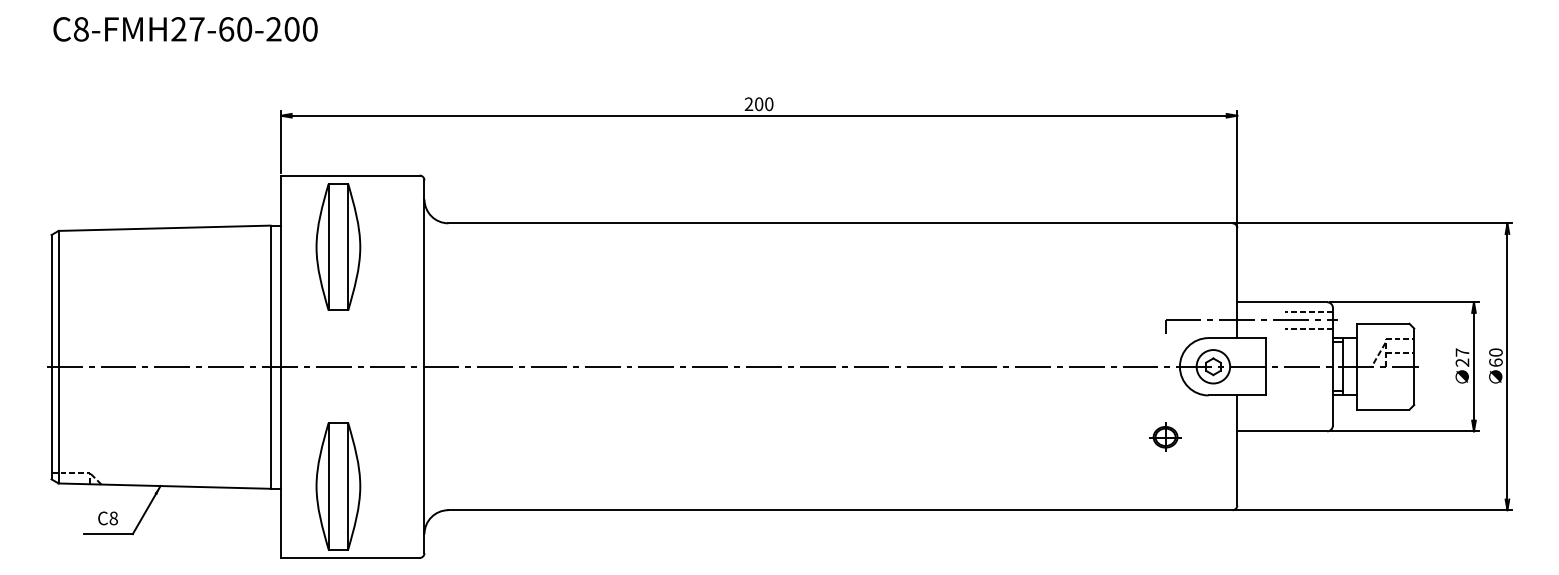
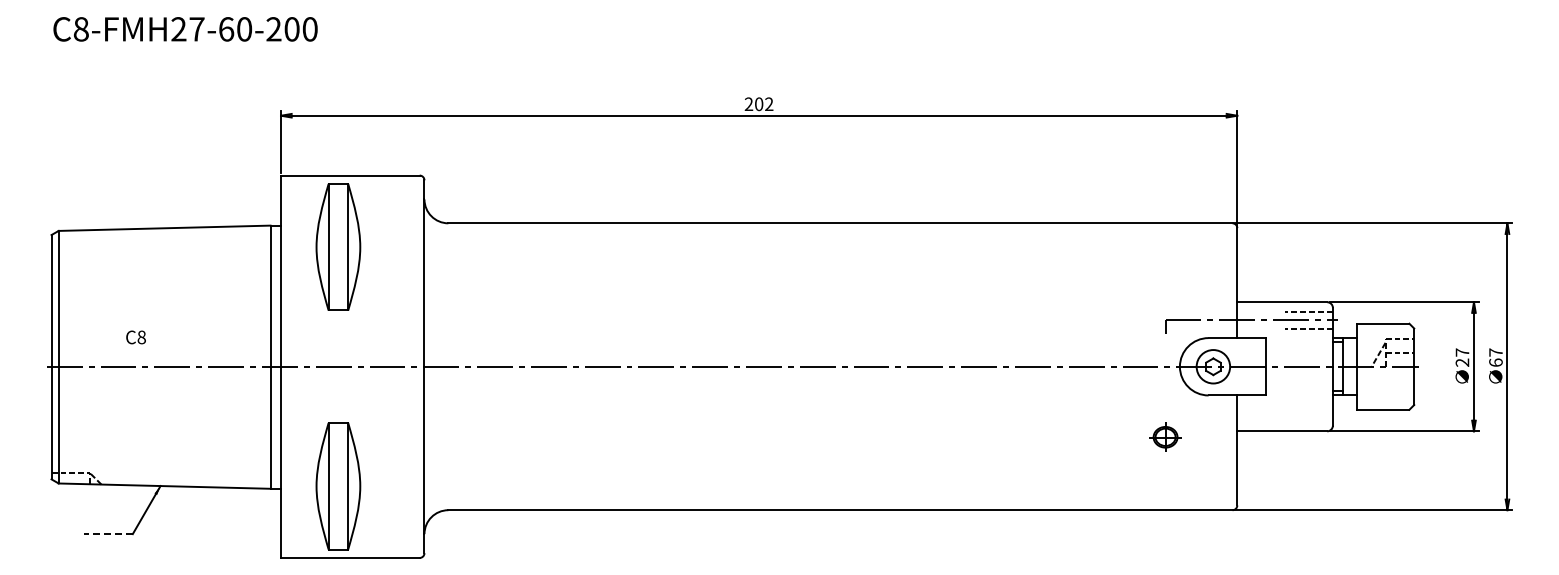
text: 200 -> 202 (769, 104)
text: 60 -> 67 (1495, 352)
text position: (107, 518) -> (135, 337) (135, 337)
line: solid -> dashed (108, 534)
